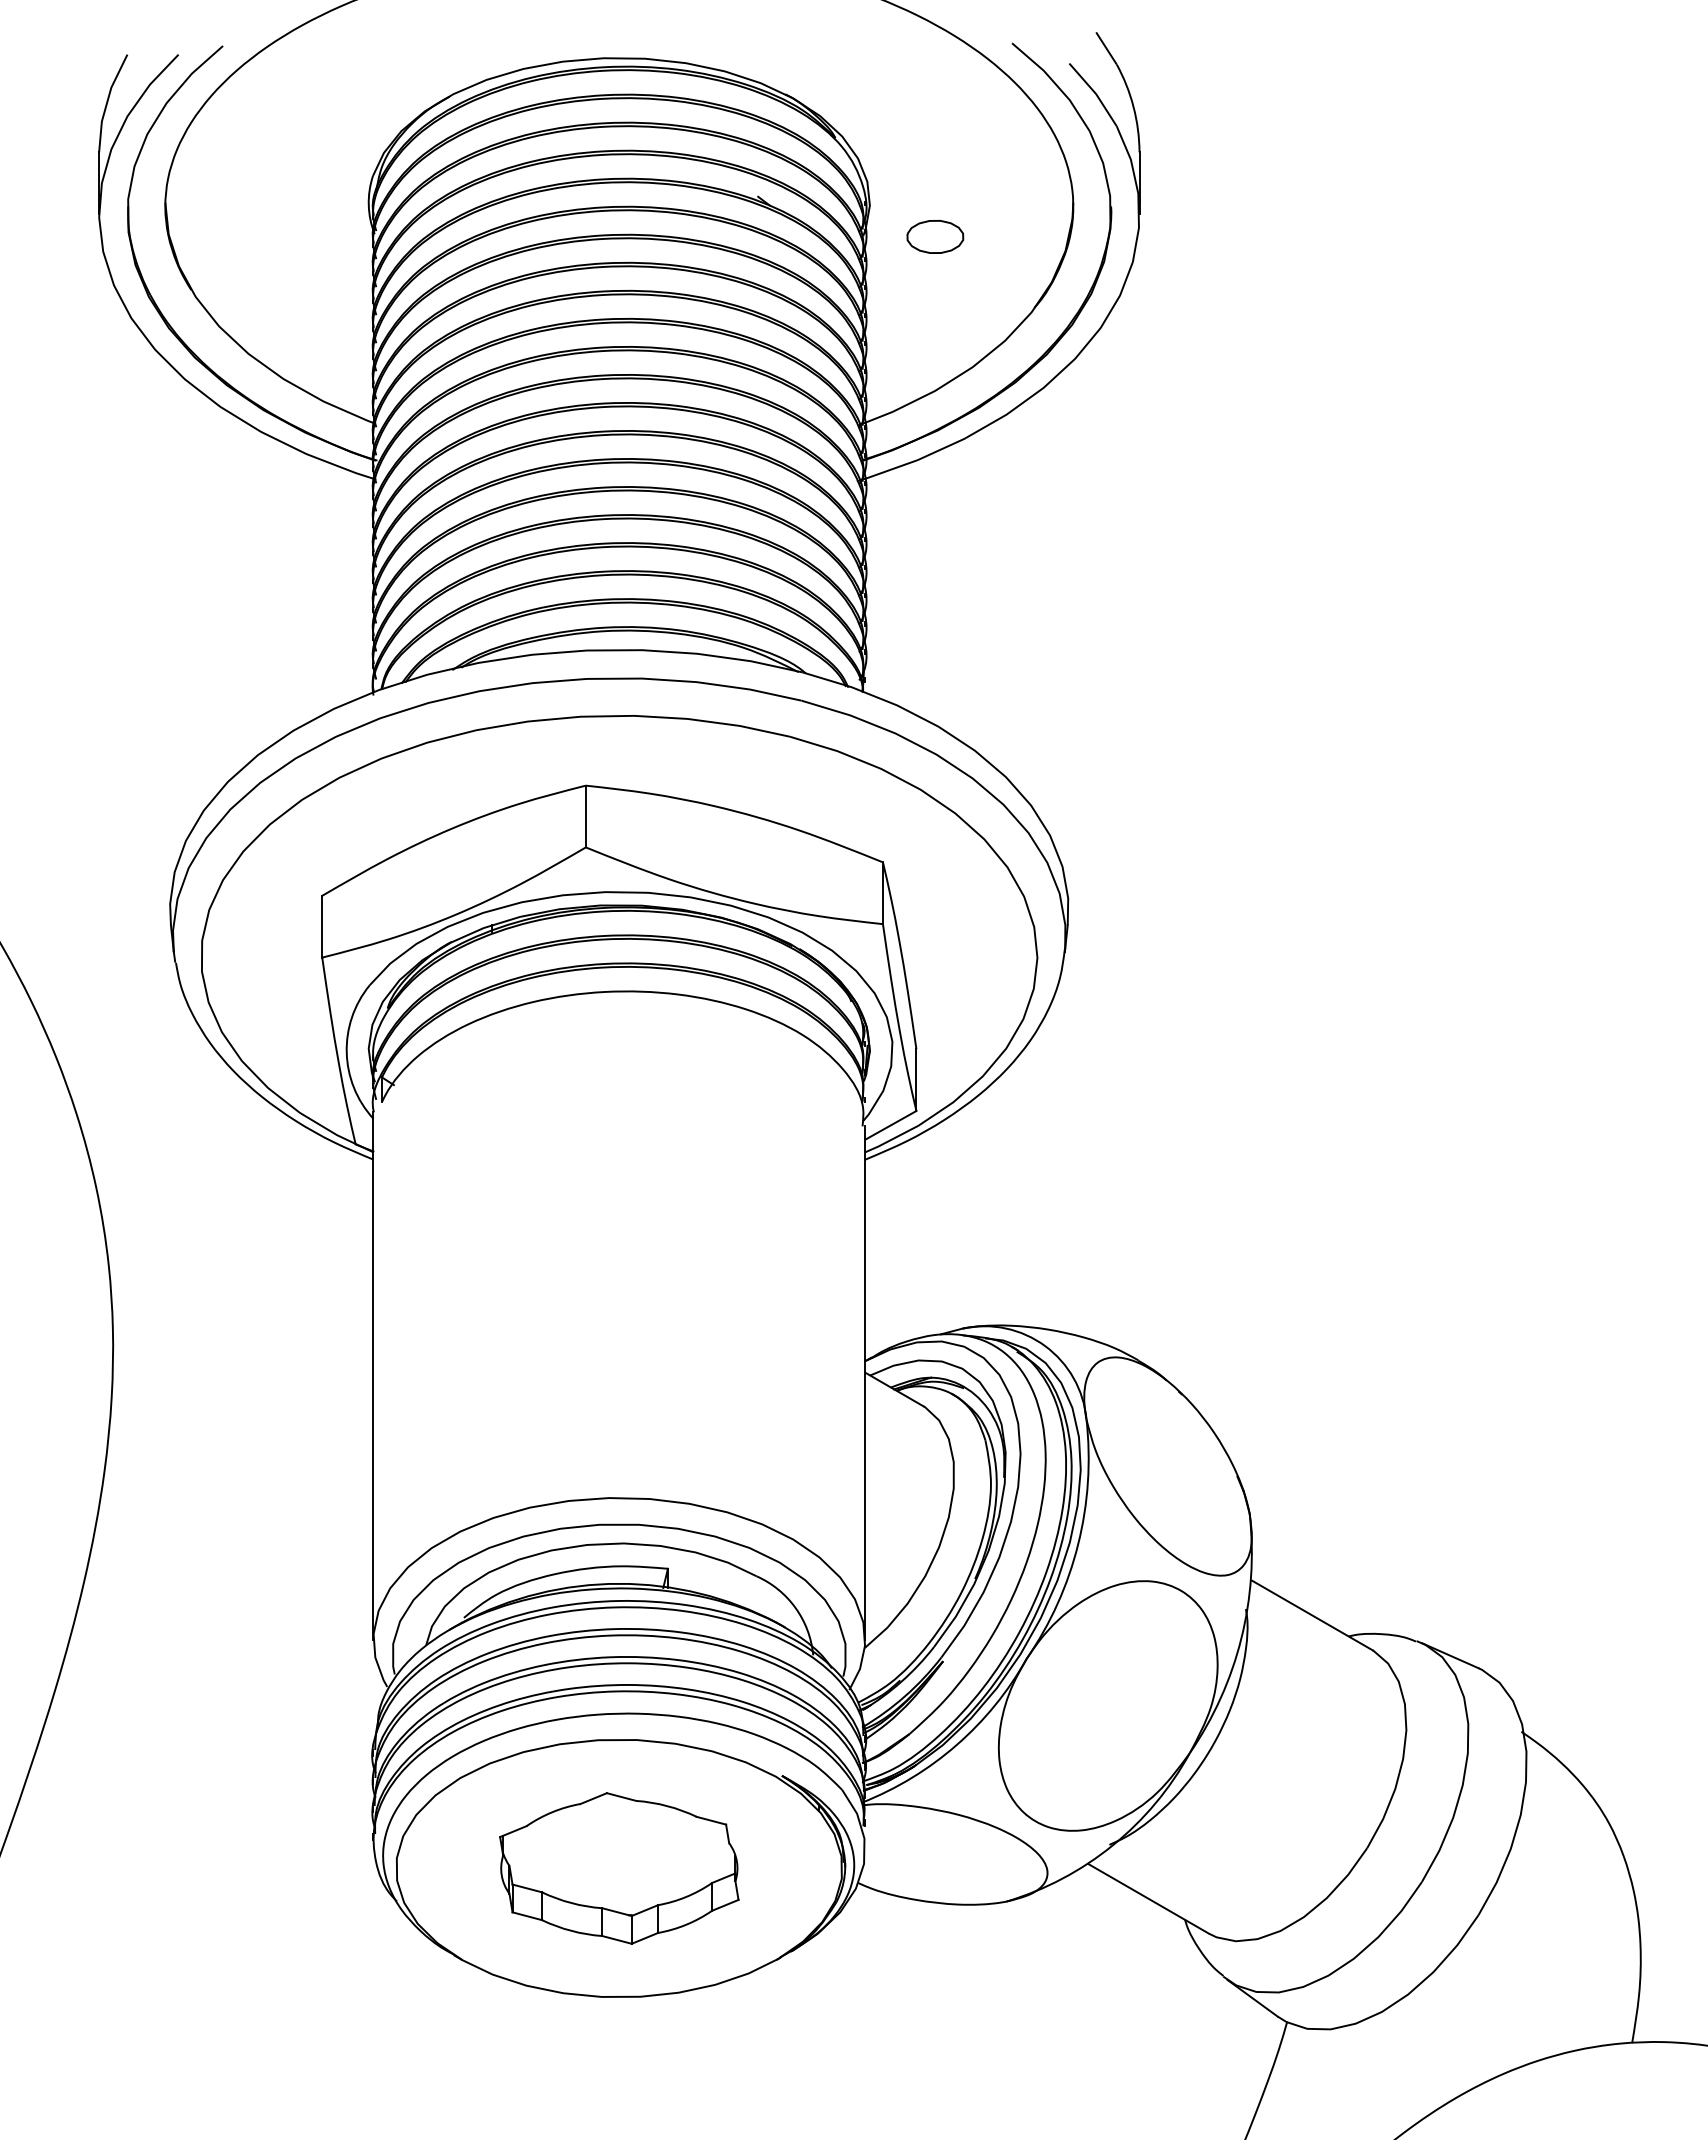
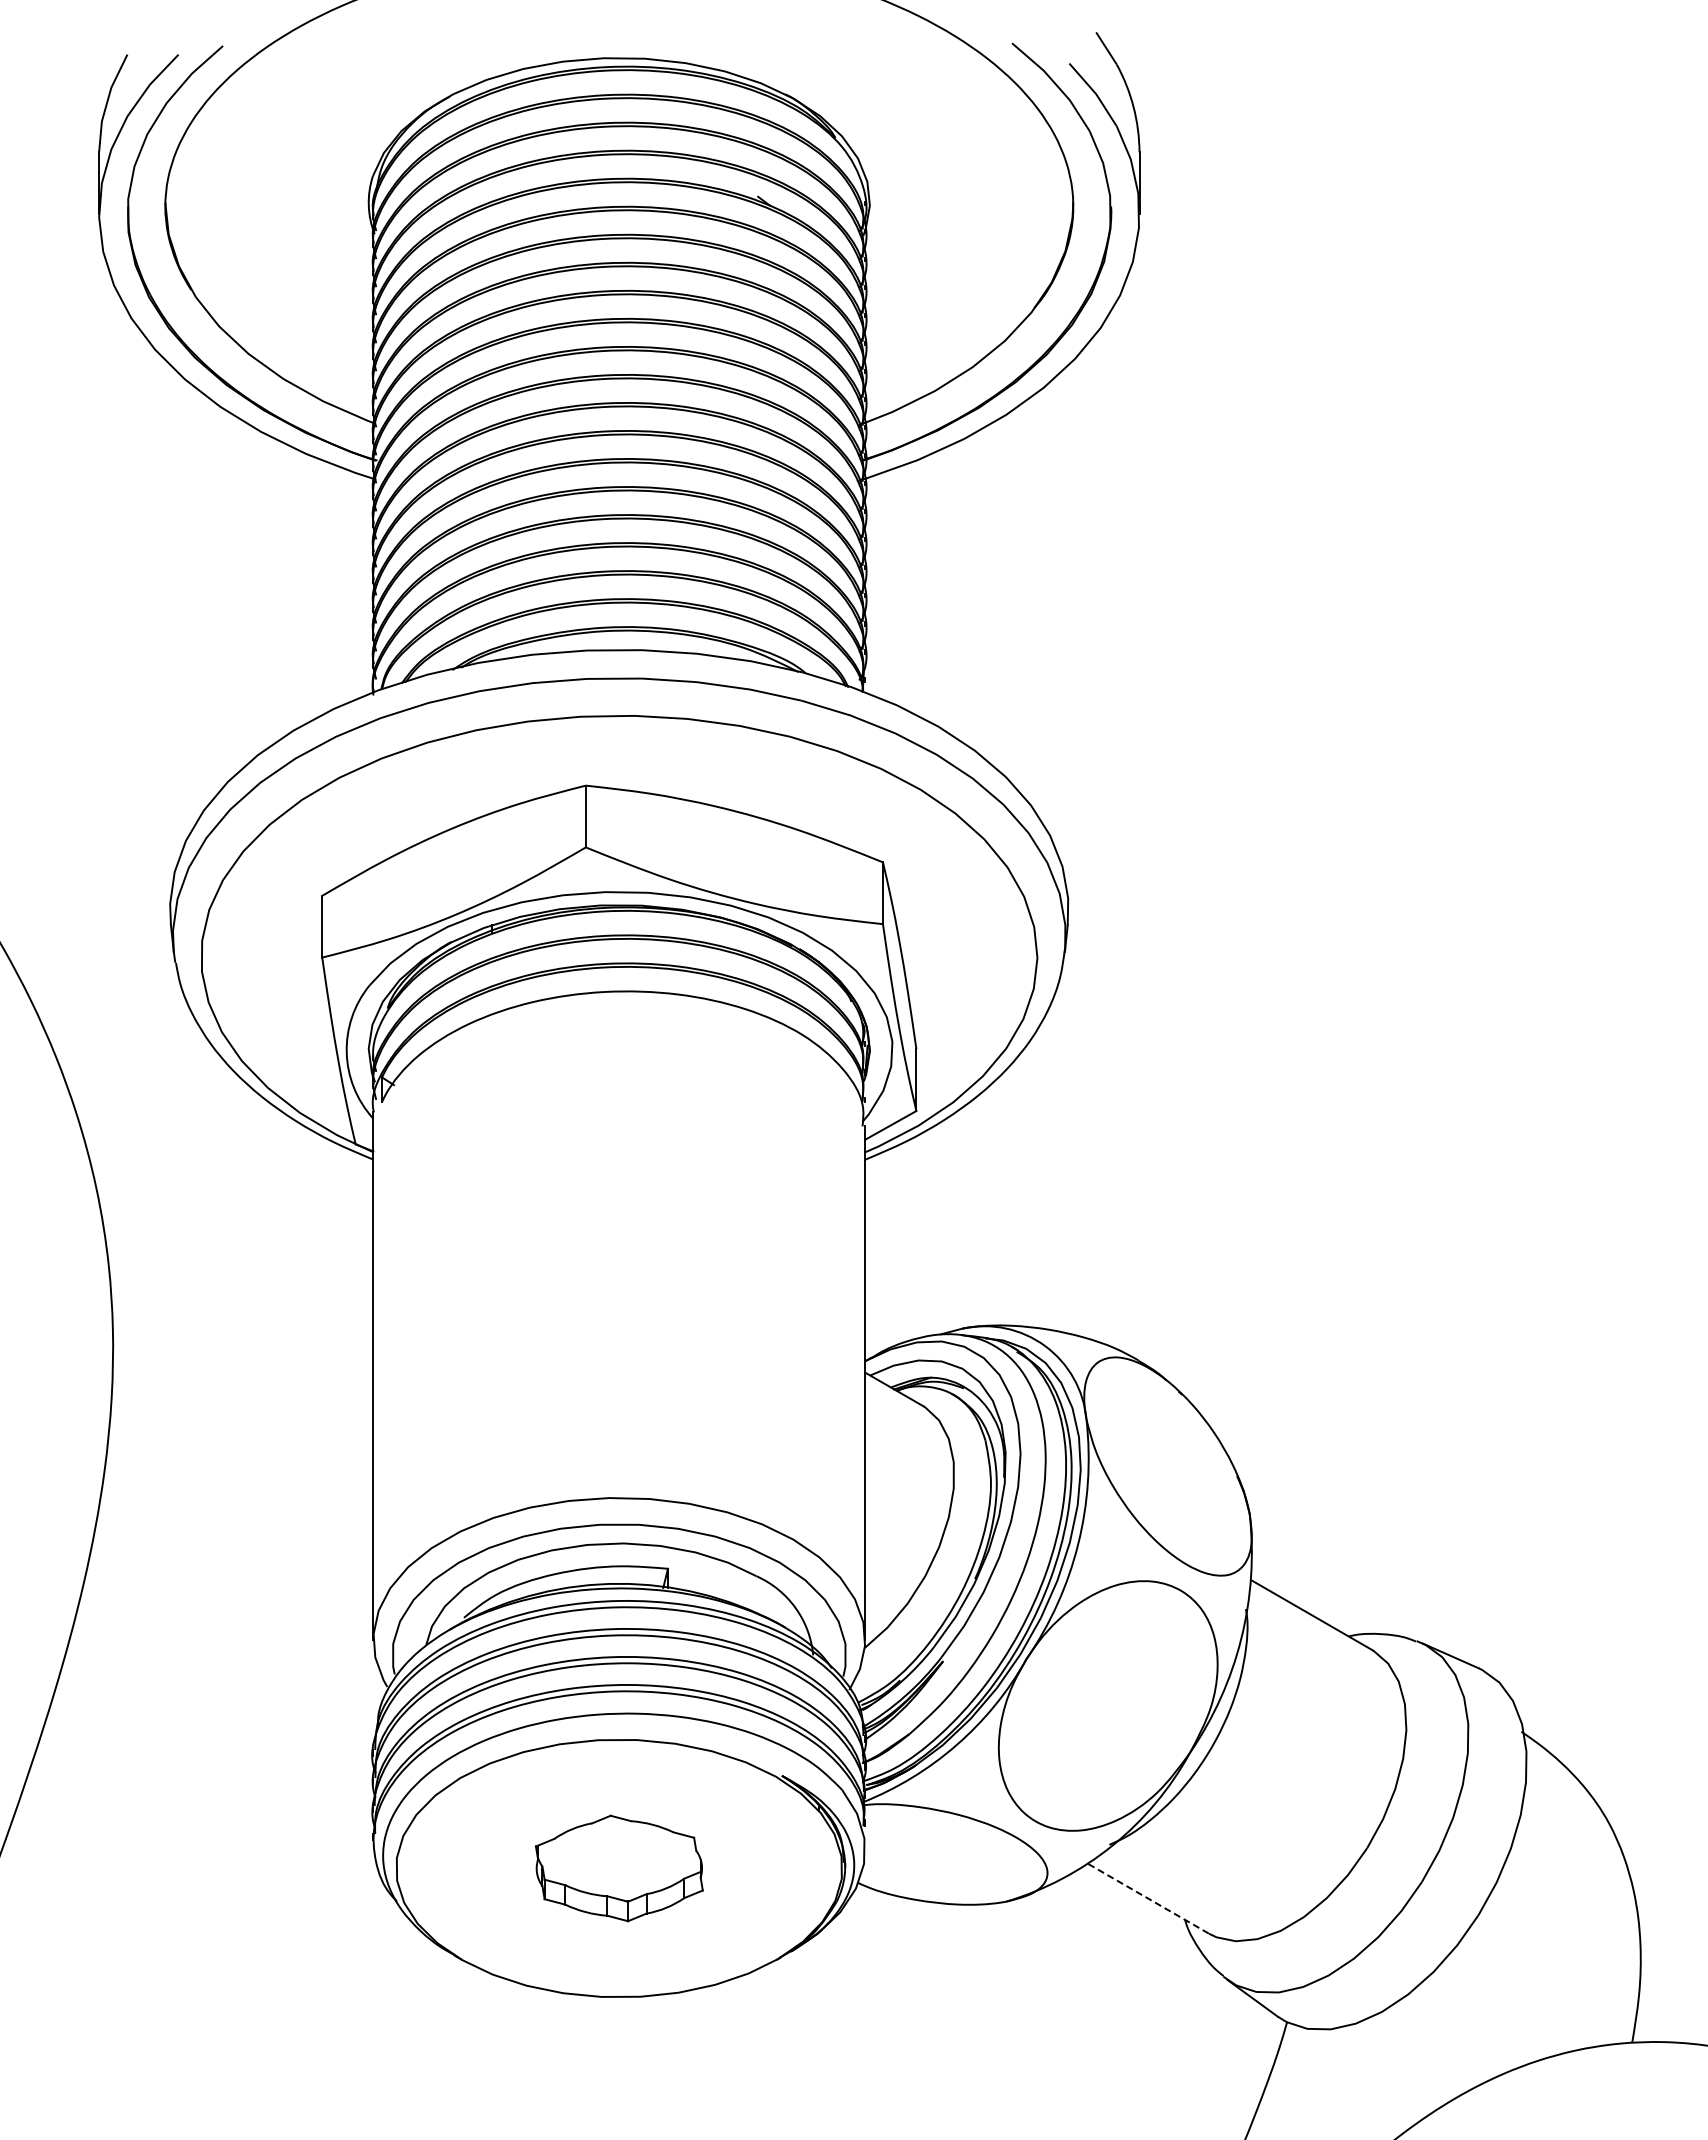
part: present -> none (935, 236)
part size: 241x153 px -> 170x109 px (618, 1868)
line: solid -> dashed (1148, 1898)
